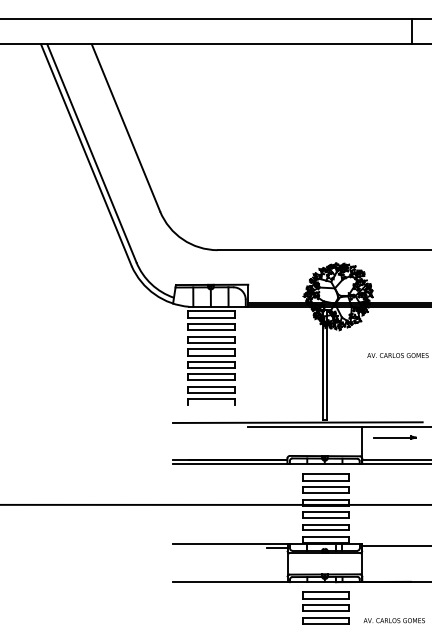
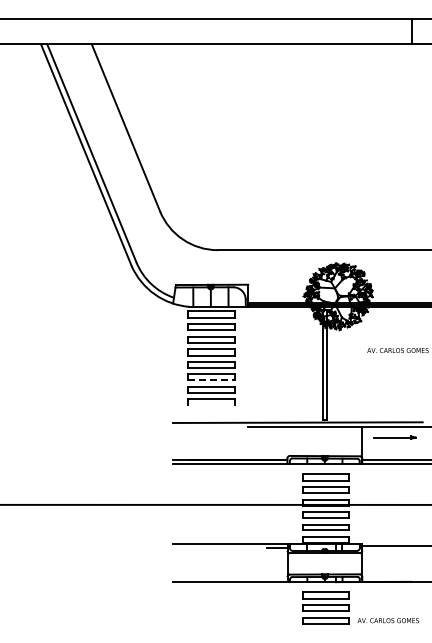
text position: (397, 355) -> (397, 350) (397, 350)
line: solid -> dashed (212, 380)
text position: (393, 620) -> (387, 620) (387, 620)
